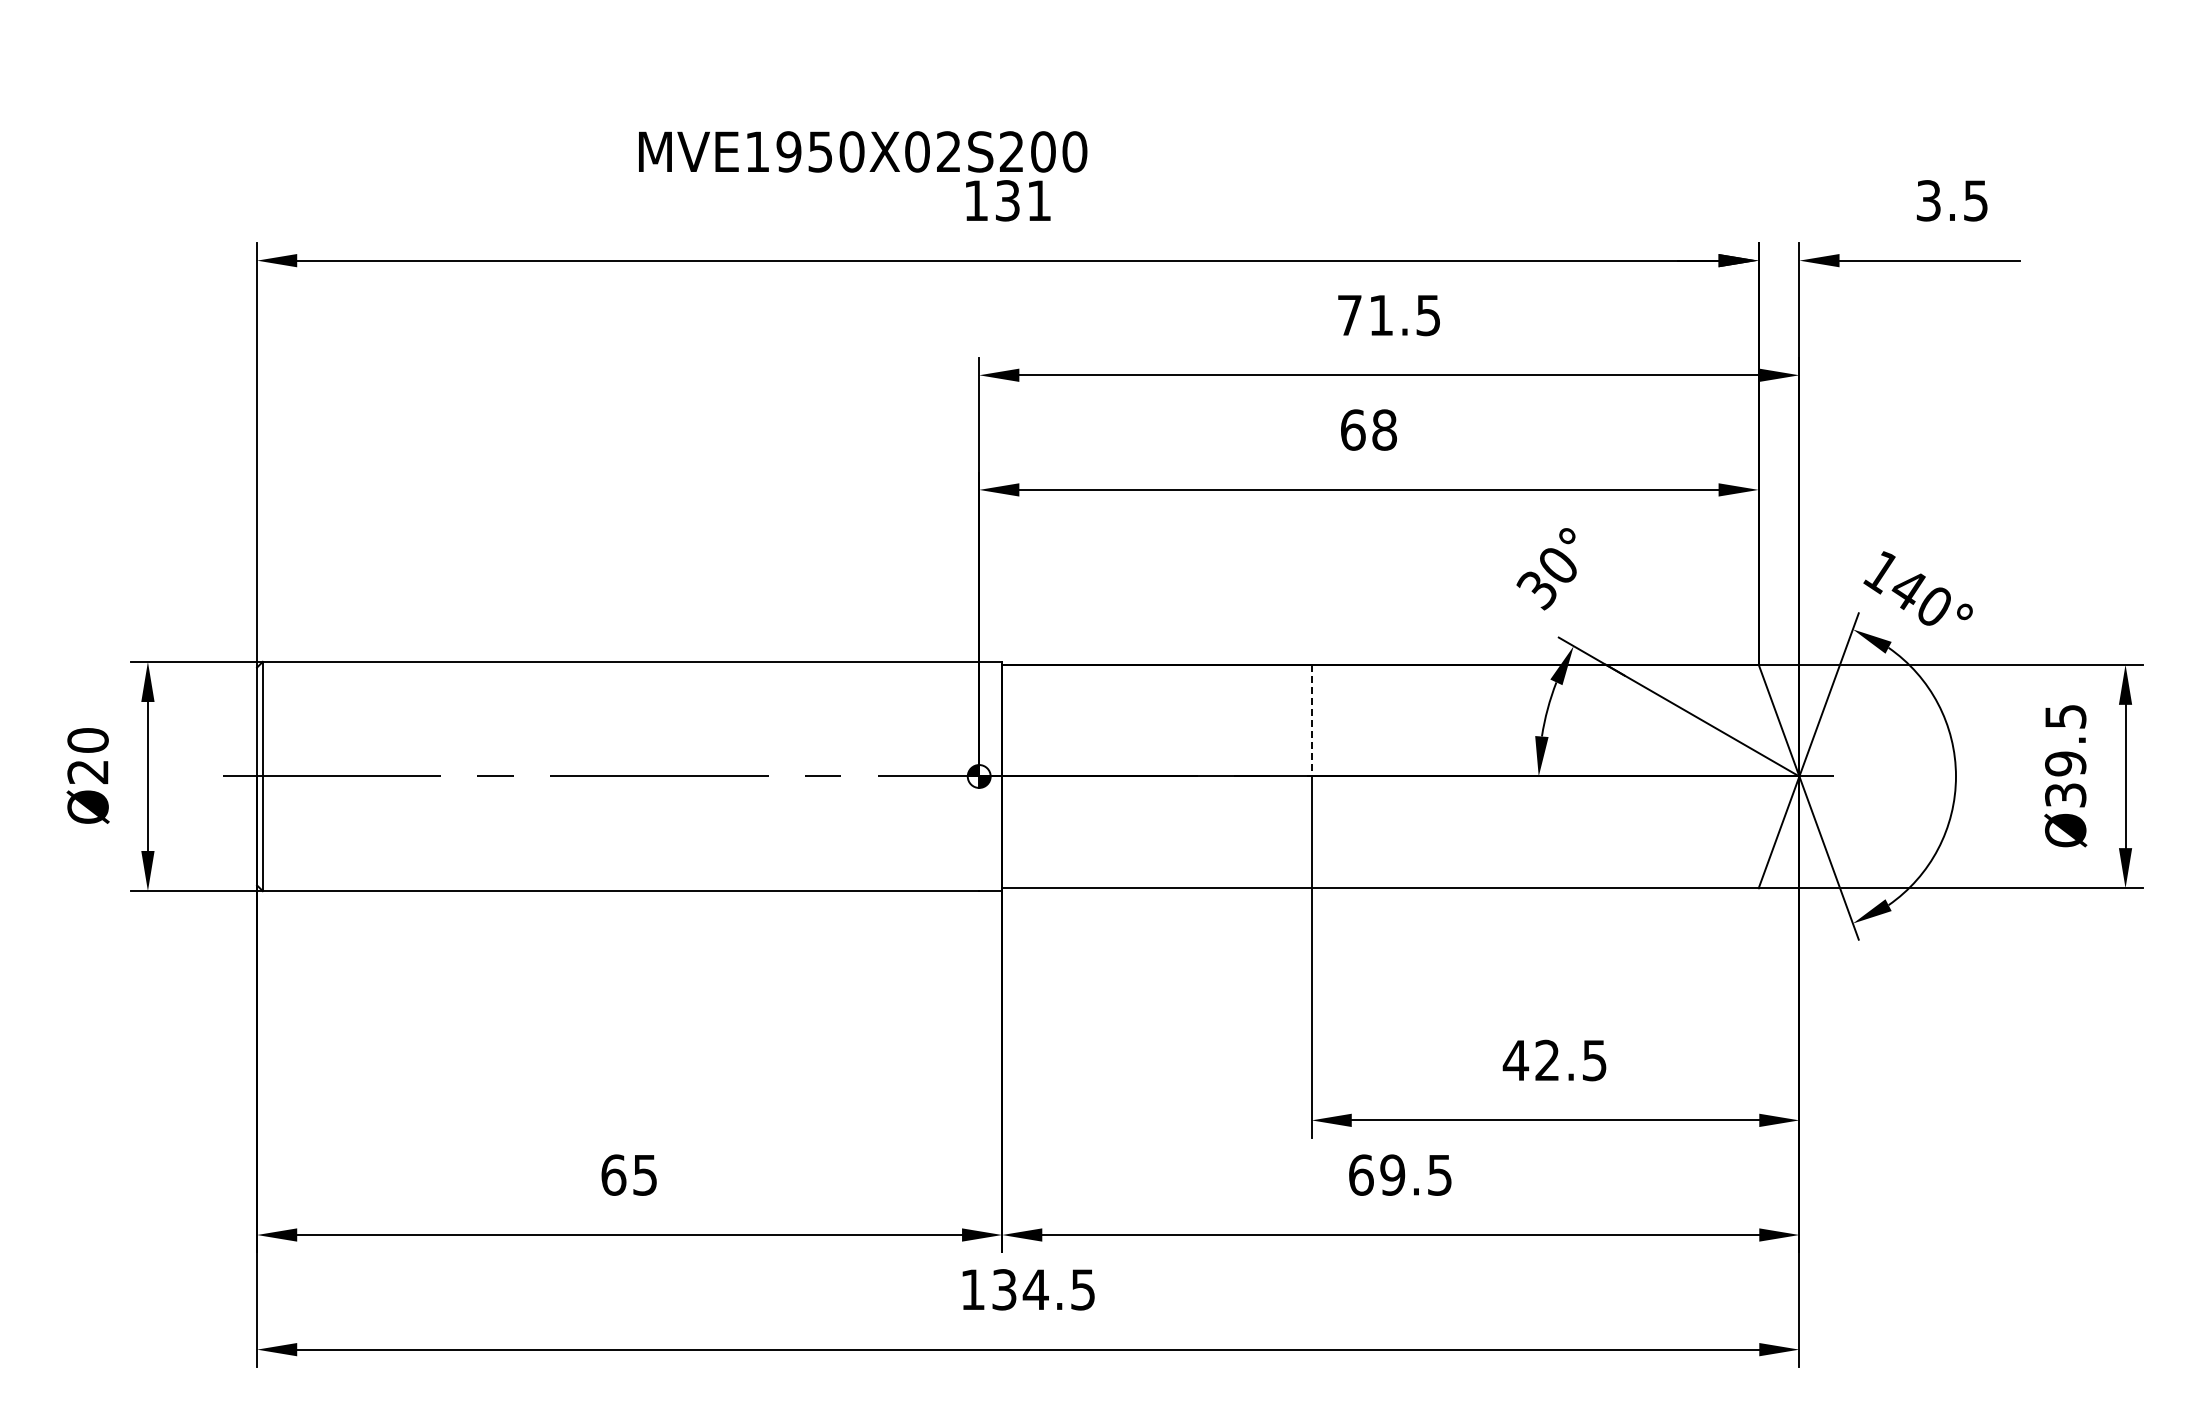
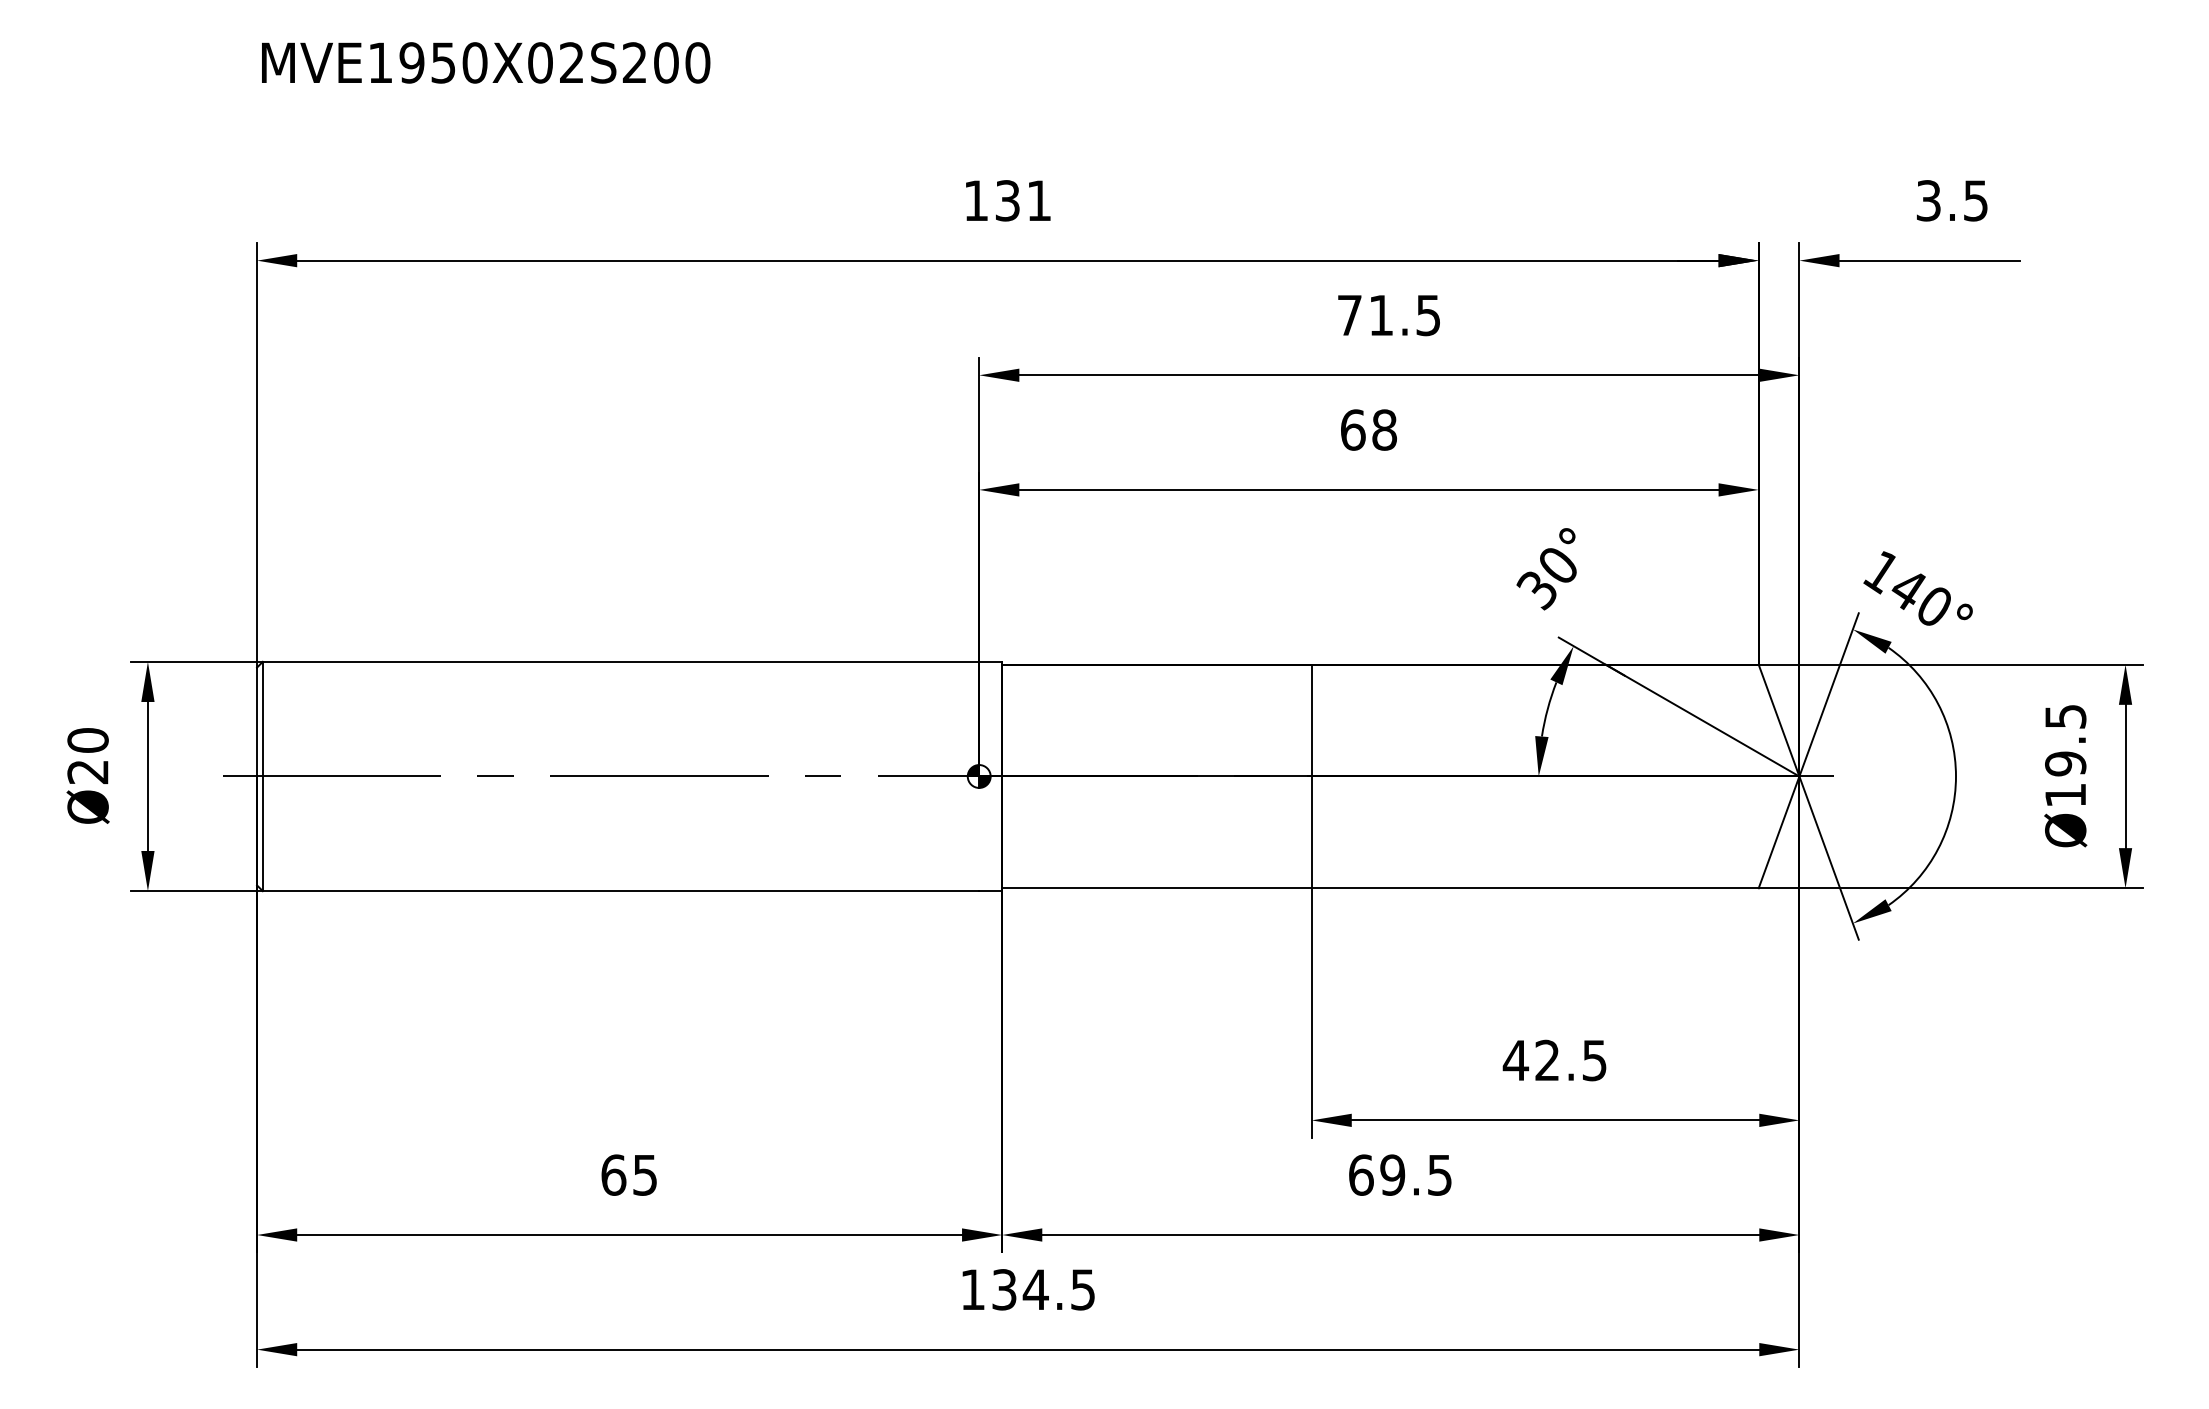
text position: (863, 151) -> (486, 62) (486, 62)
line: dashed -> solid (1311, 720)
text: Ø39.5 -> Ø19.5 (2065, 795)
